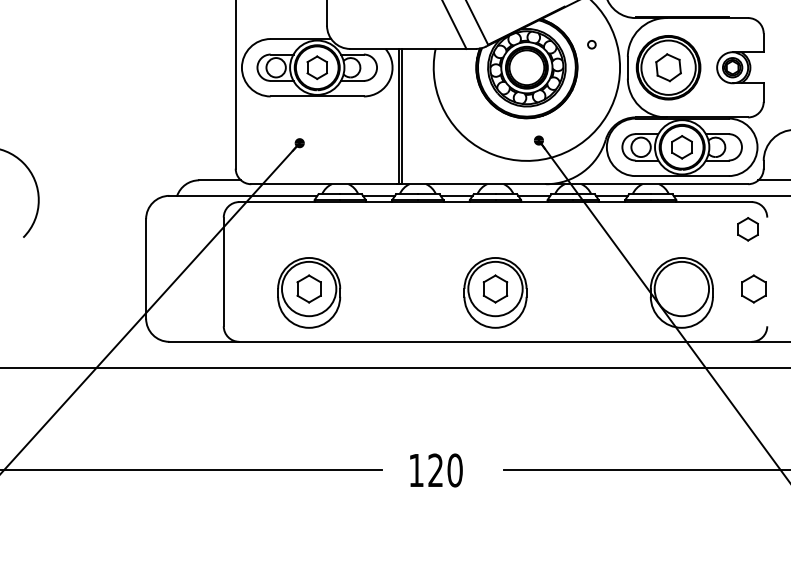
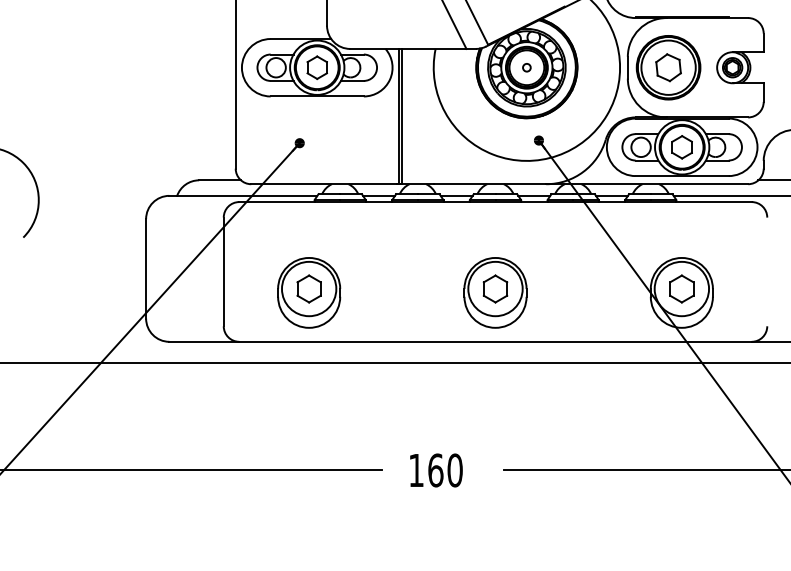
circle position: (591, 44) -> (526, 67) (526, 67)
part: present -> none (747, 229)
part position: (753, 288) -> (681, 288) (681, 288)
line position: (394, 367) -> (394, 362) (394, 362)
text: 120 -> 160 (435, 470)
